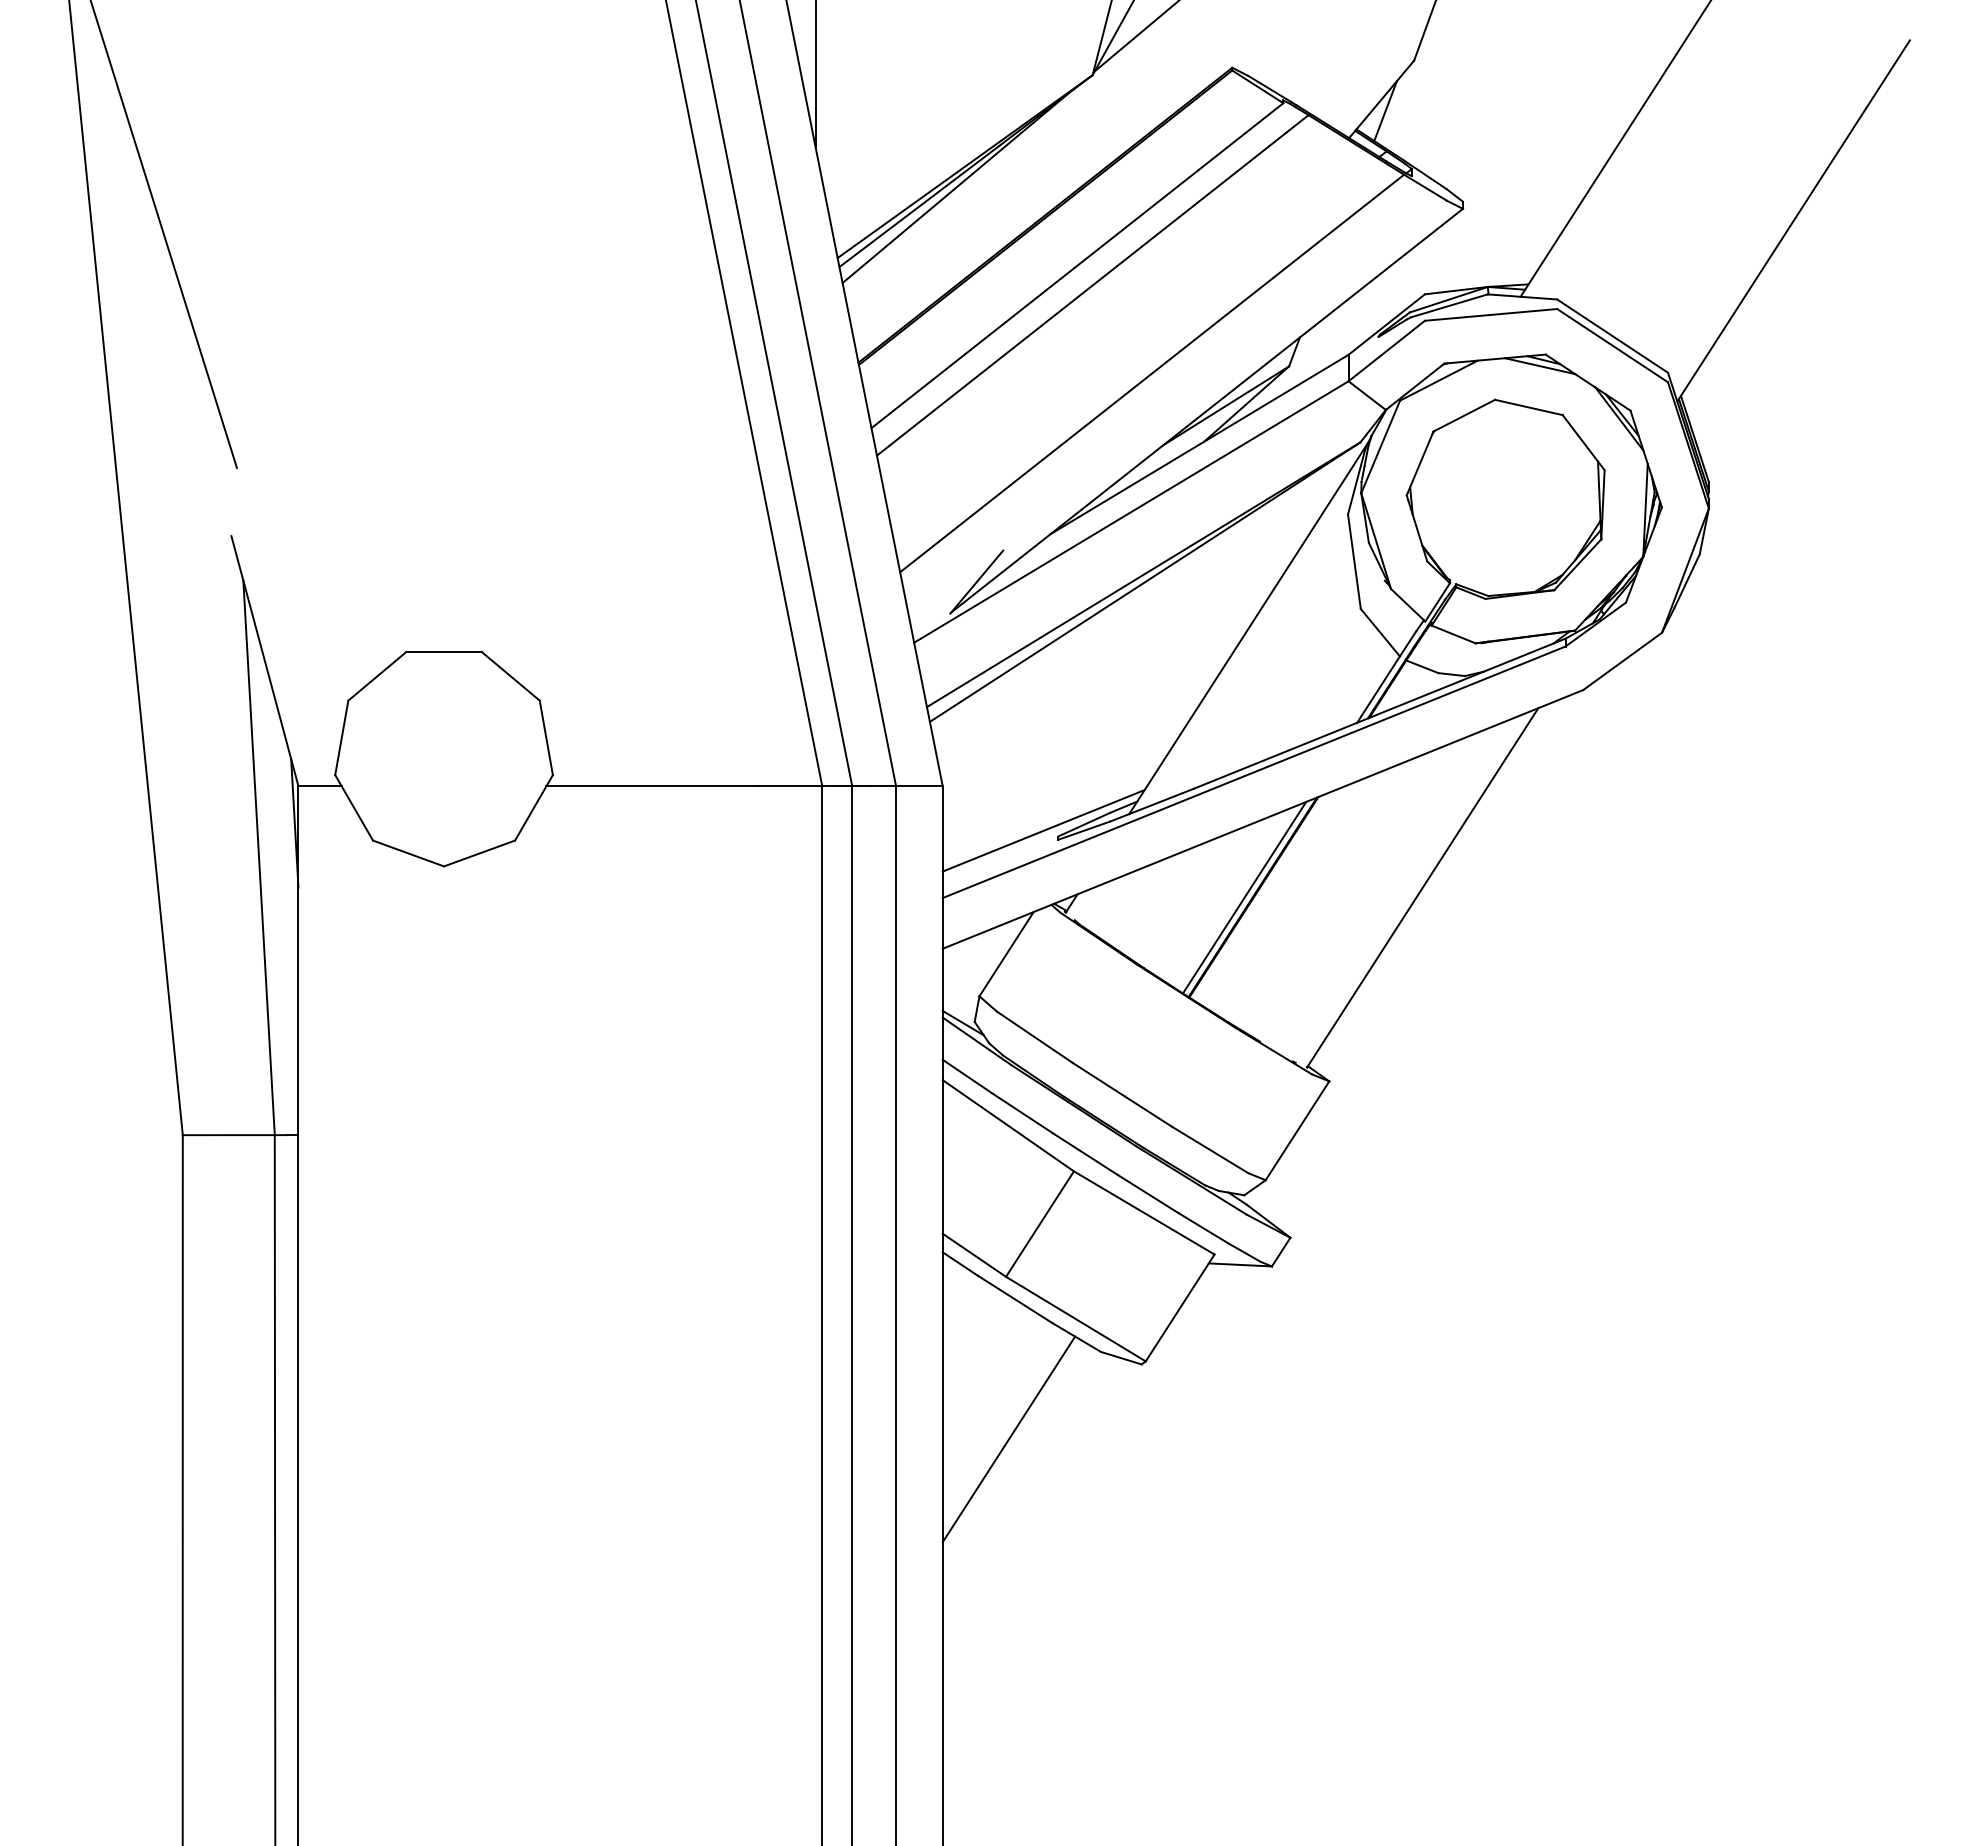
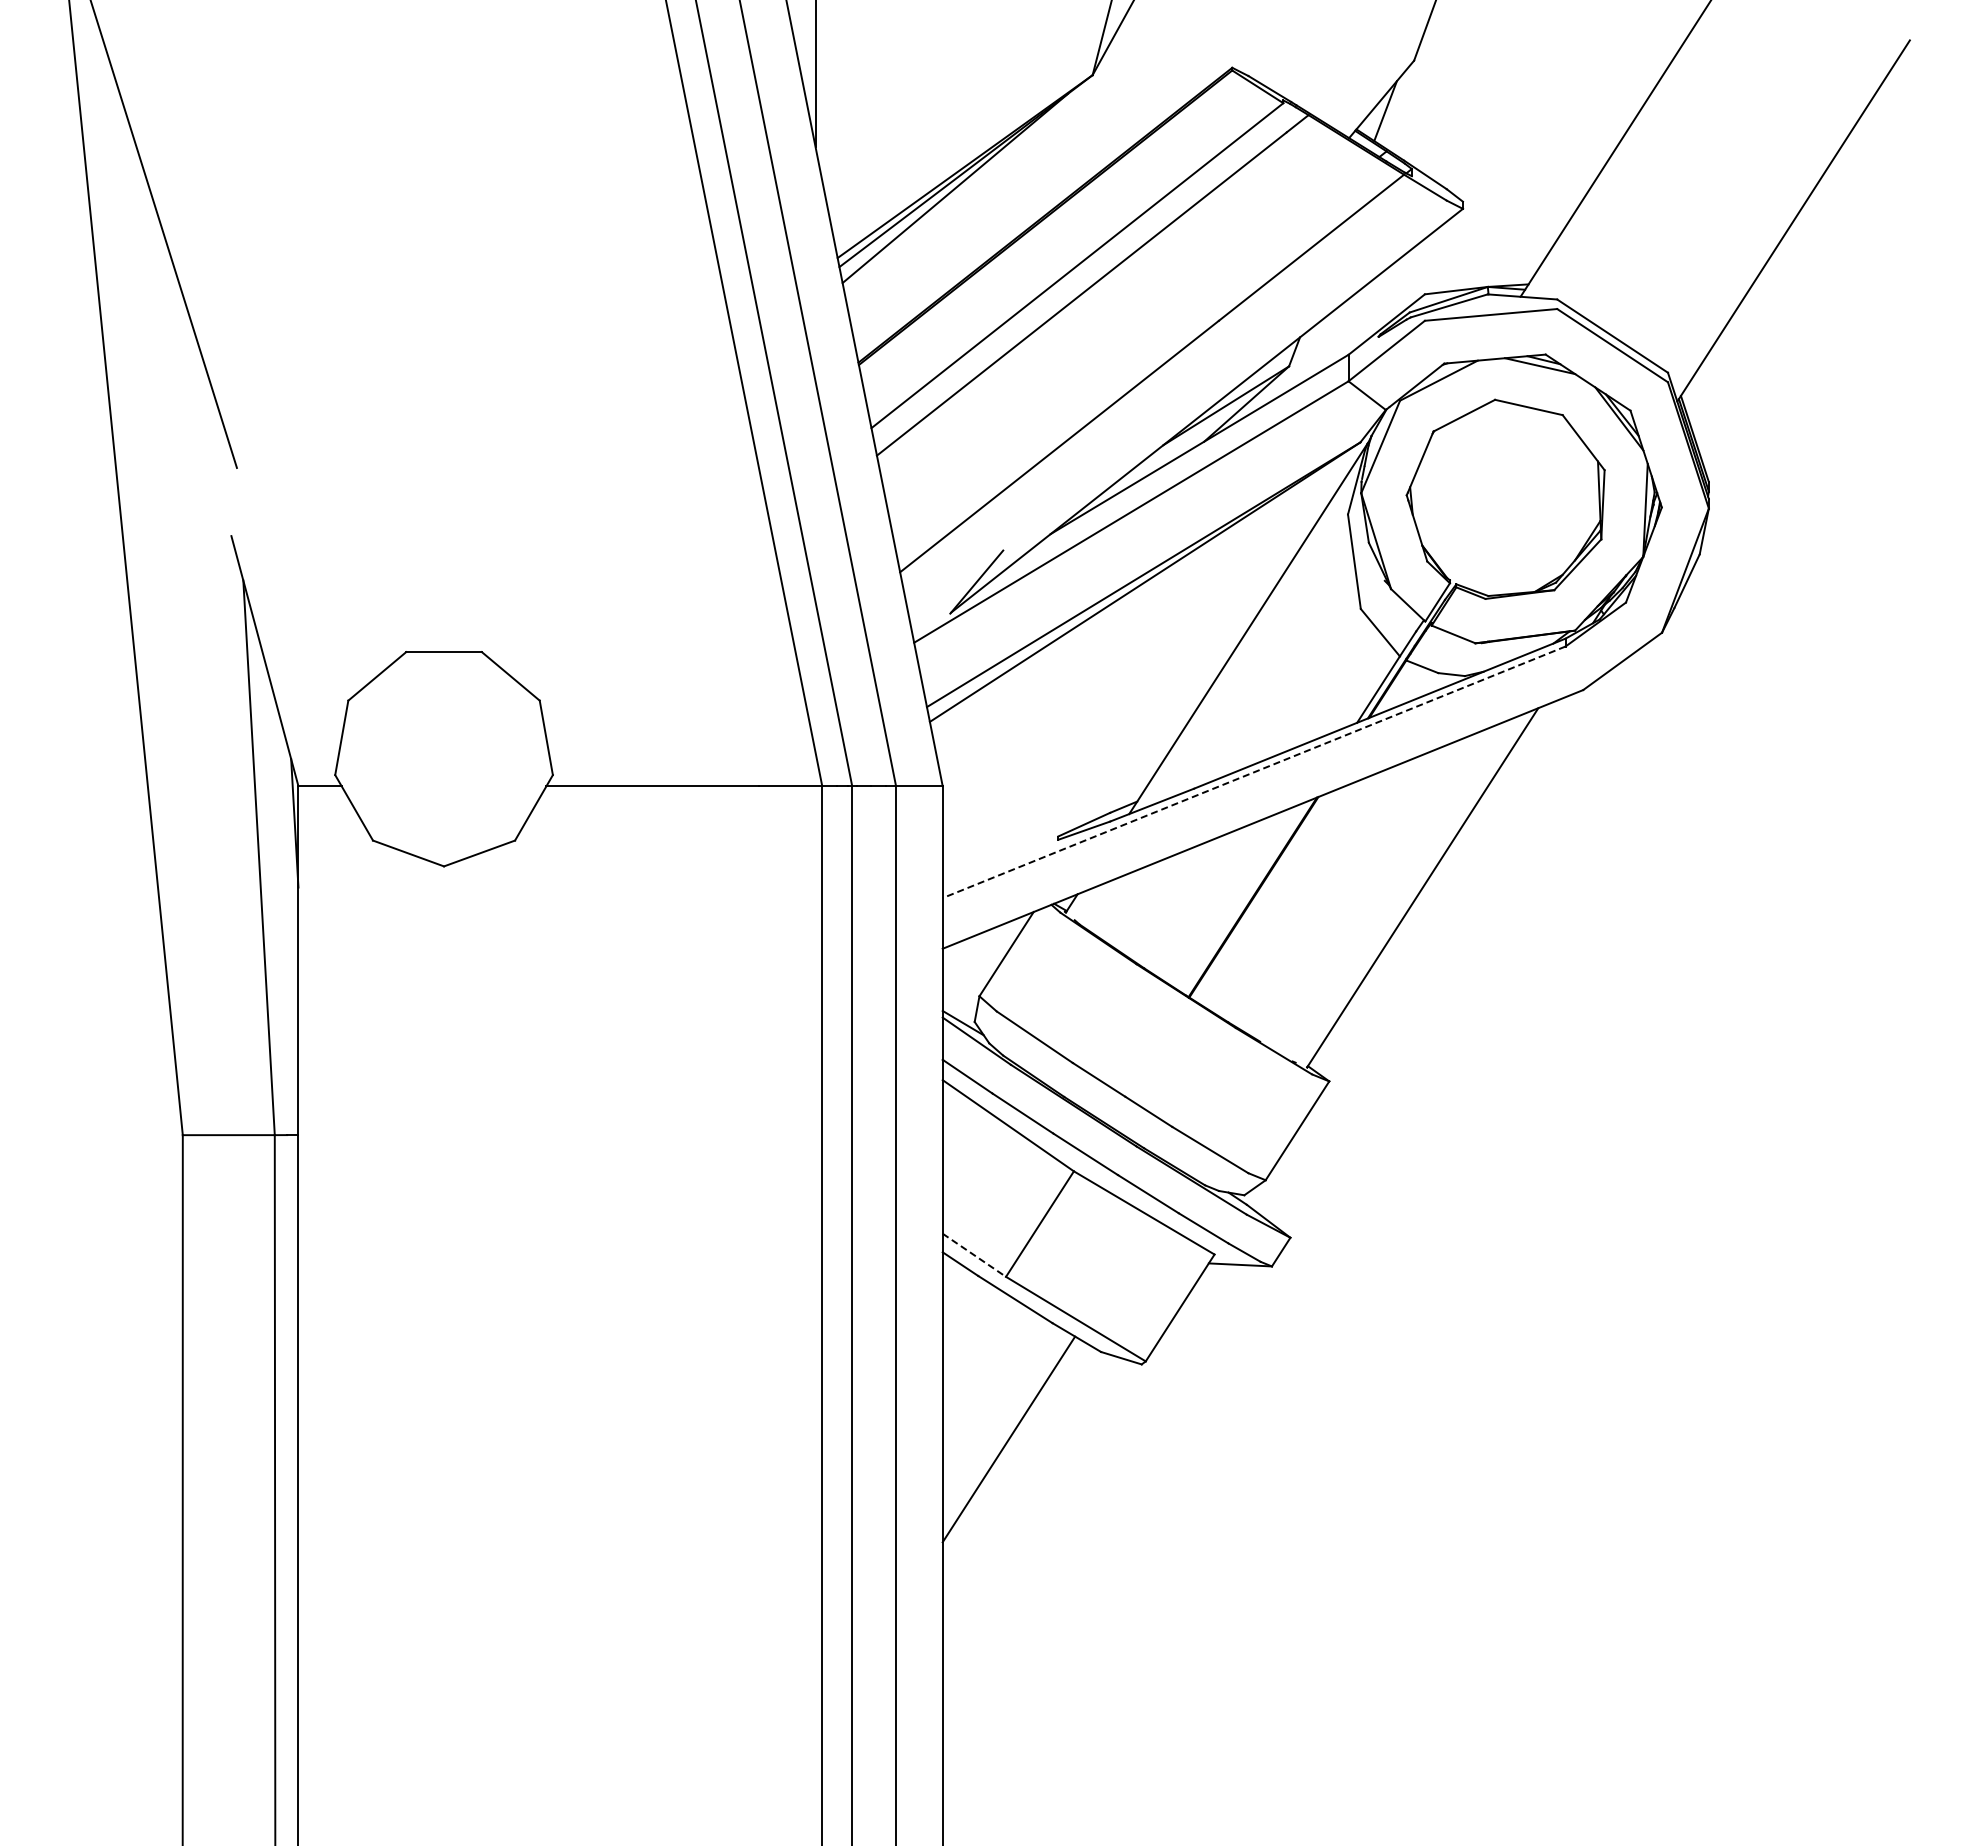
line: present -> none (1135, 36)
line: solid -> dashed (1254, 772)
line: present -> none (1043, 830)
line: present -> none (1244, 897)
line: solid -> dashed (974, 1255)
